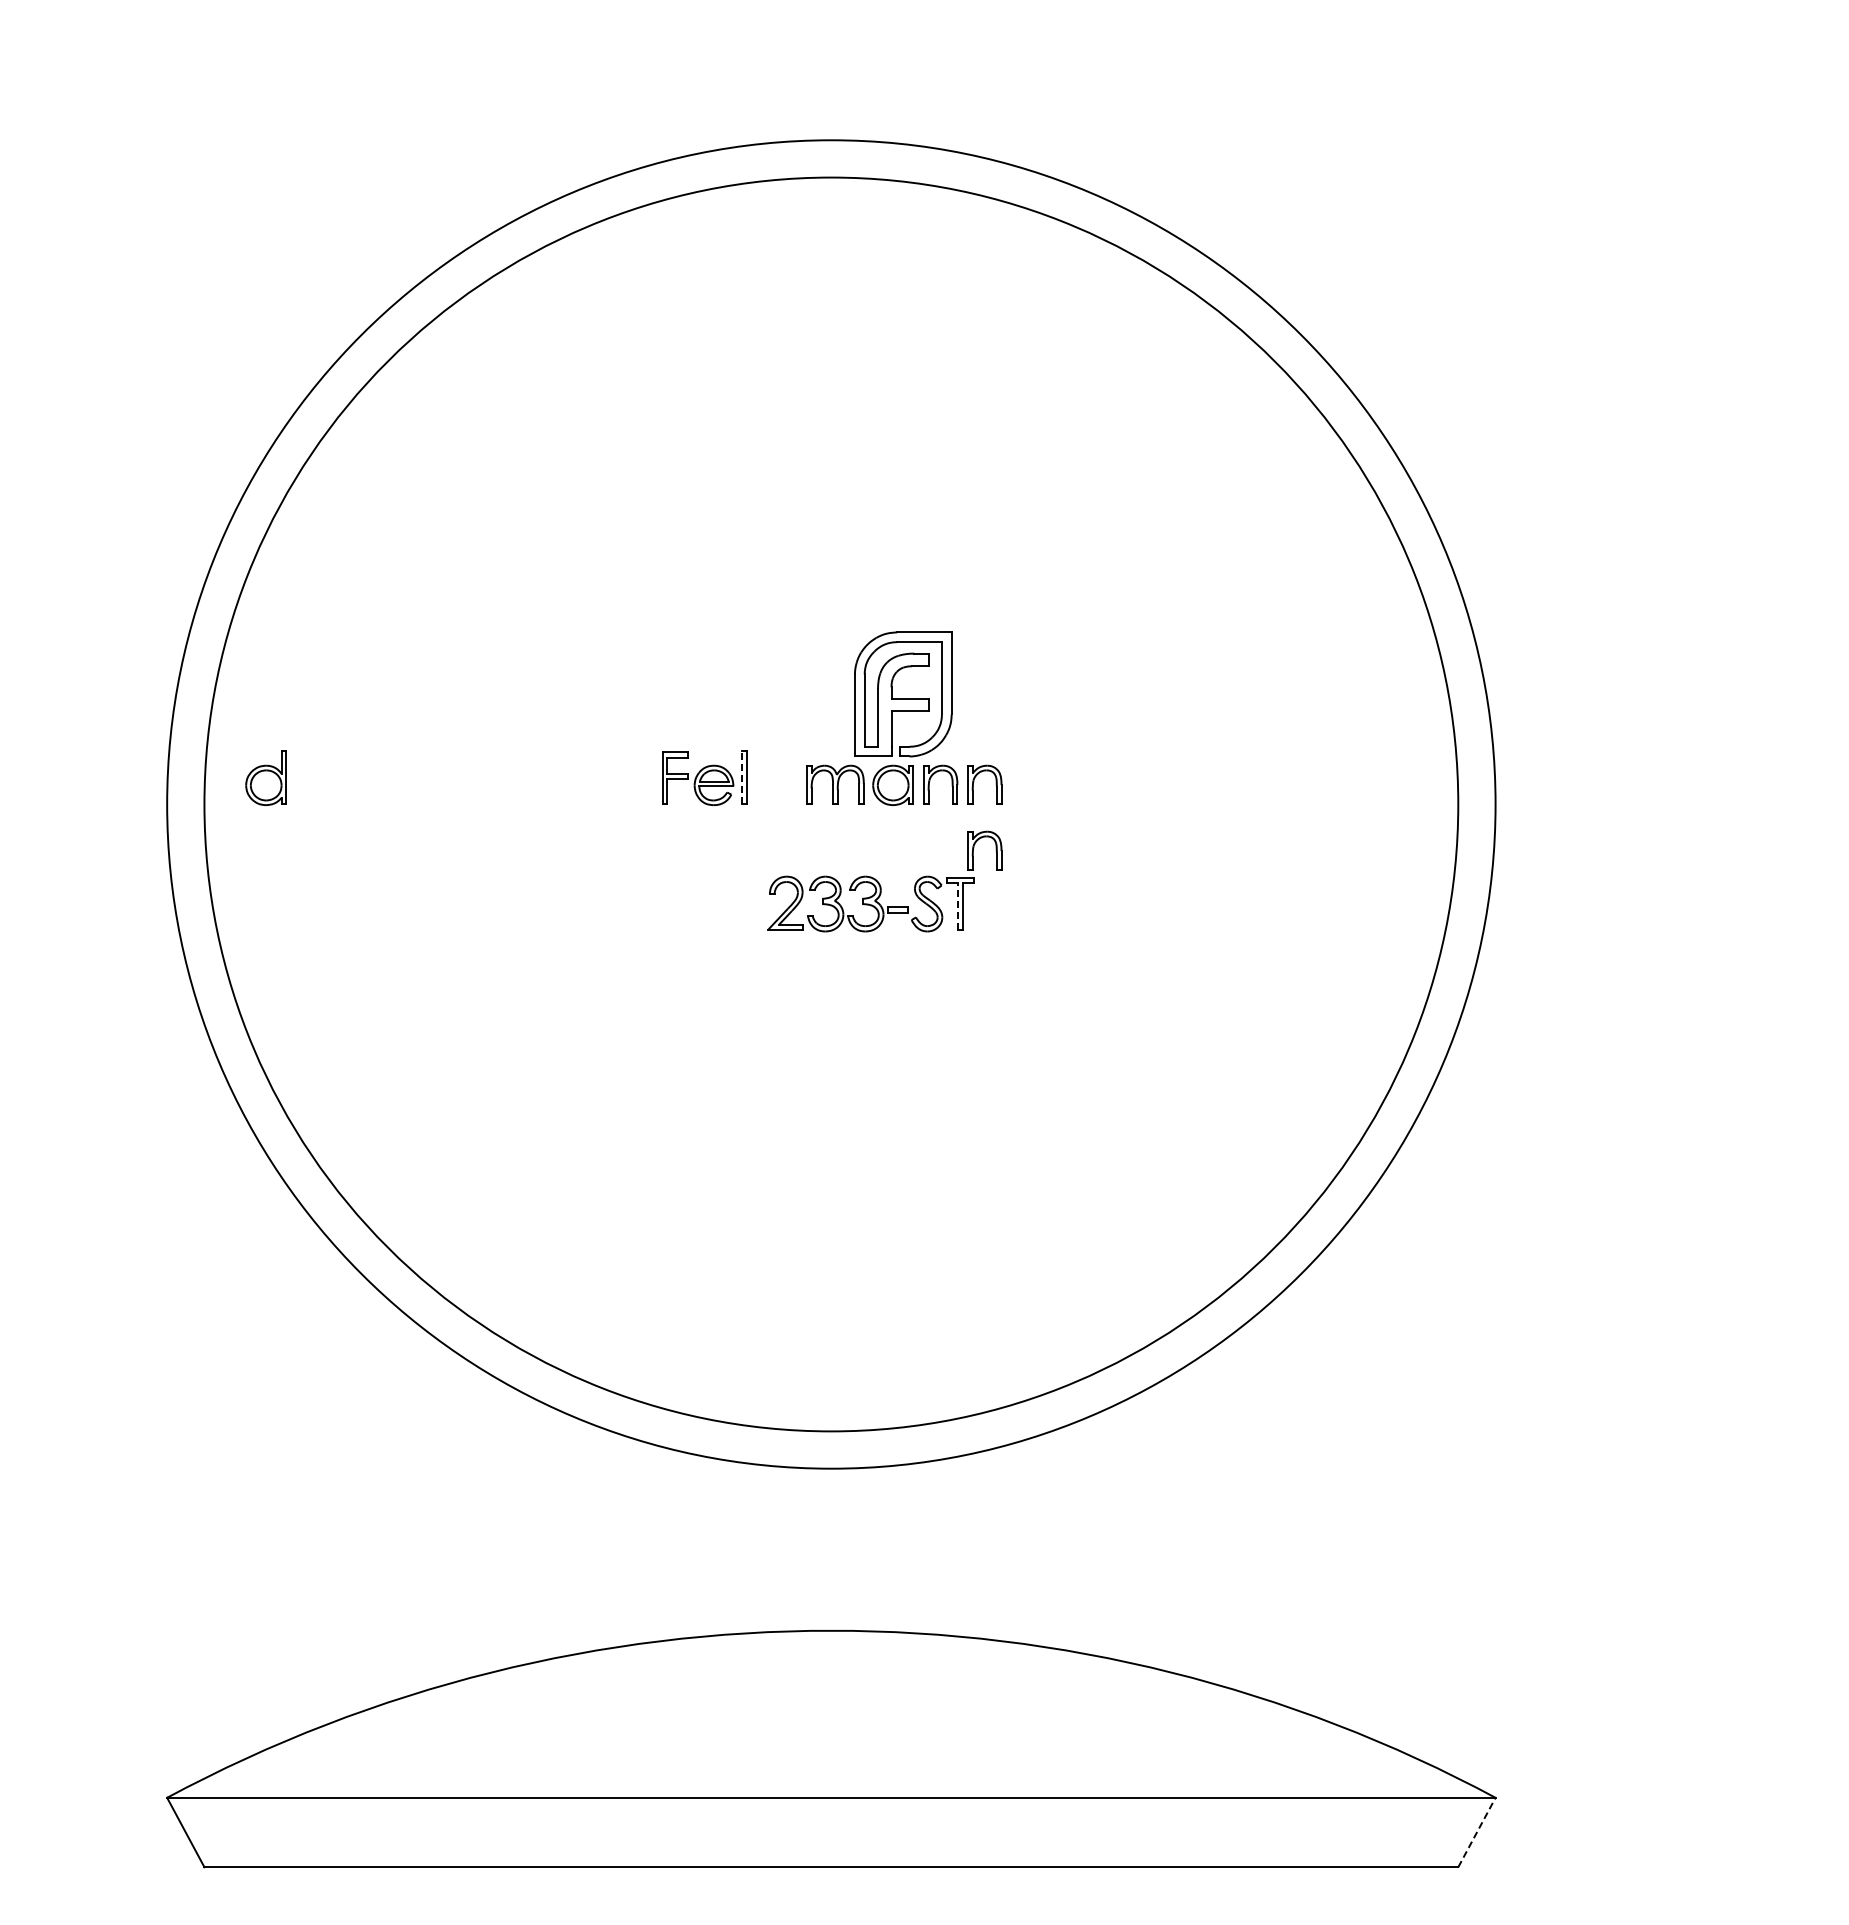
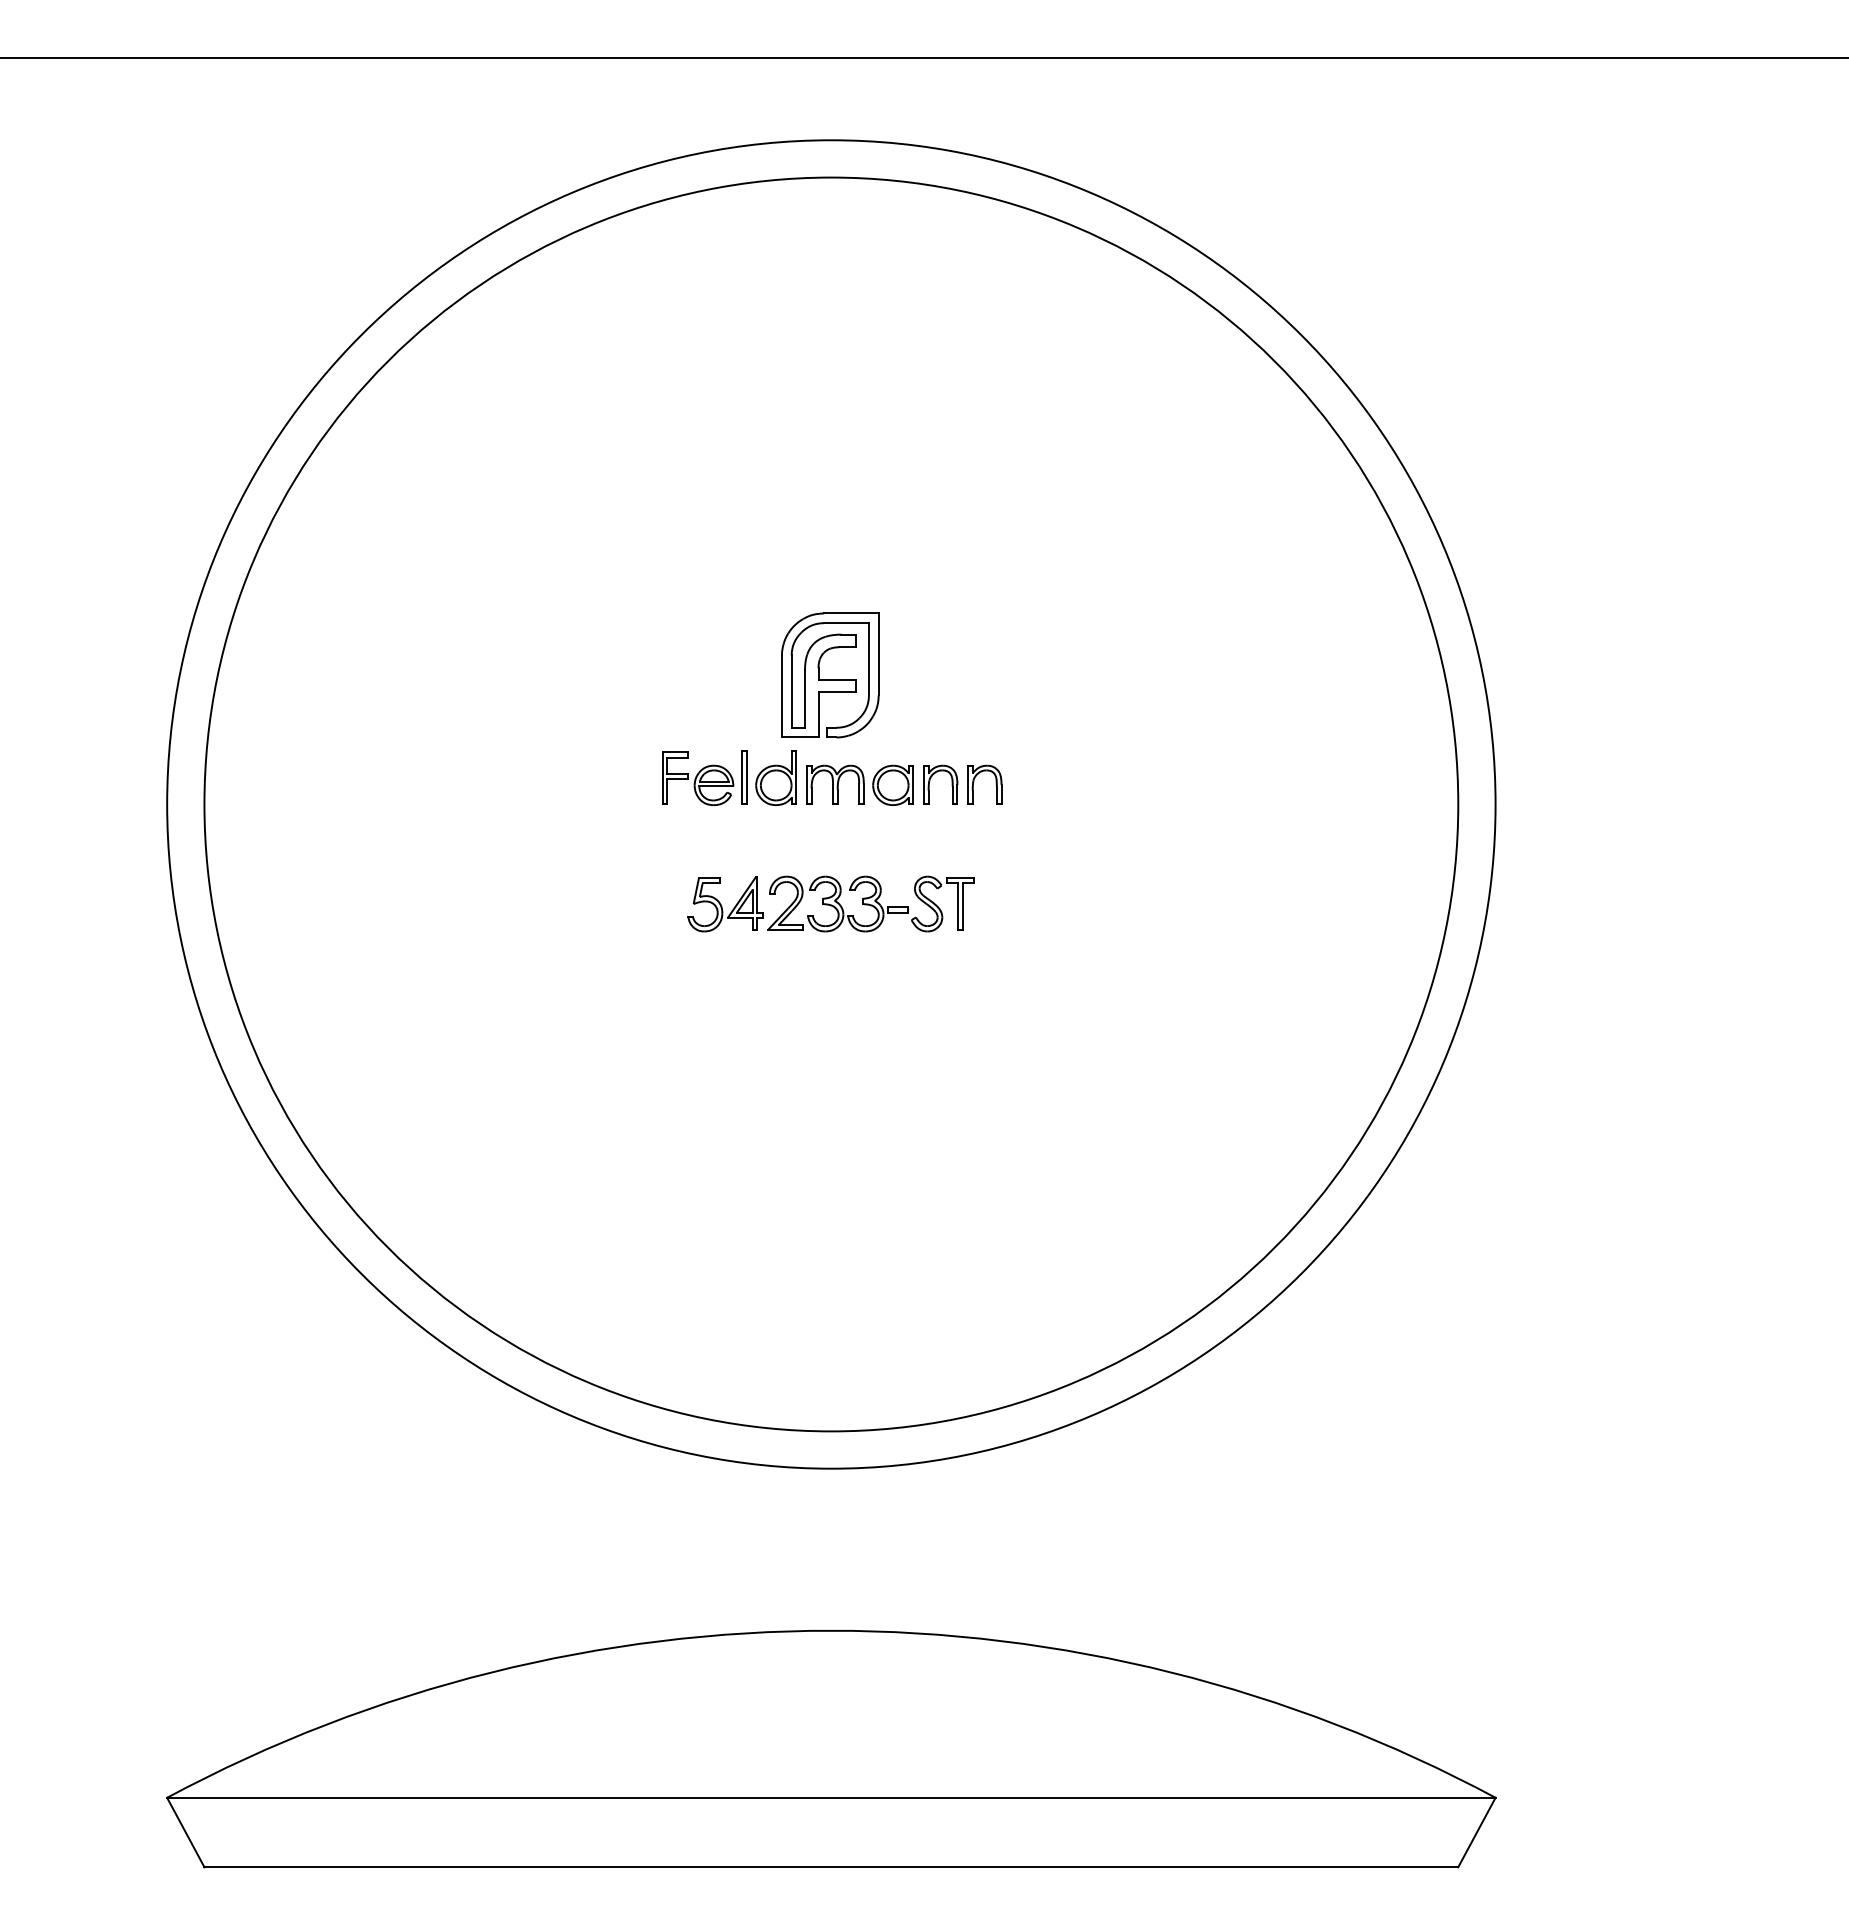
line: none -> present (923, 57)
part position: (903, 694) -> (830, 675) (830, 675)
part position: (265, 777) -> (775, 777) (775, 777)
line: dashed -> solid (742, 777)
part: present -> none (974, 848)
part: none -> present (725, 904)
line: dashed -> solid (958, 906)
line: dashed -> solid (1477, 1832)
